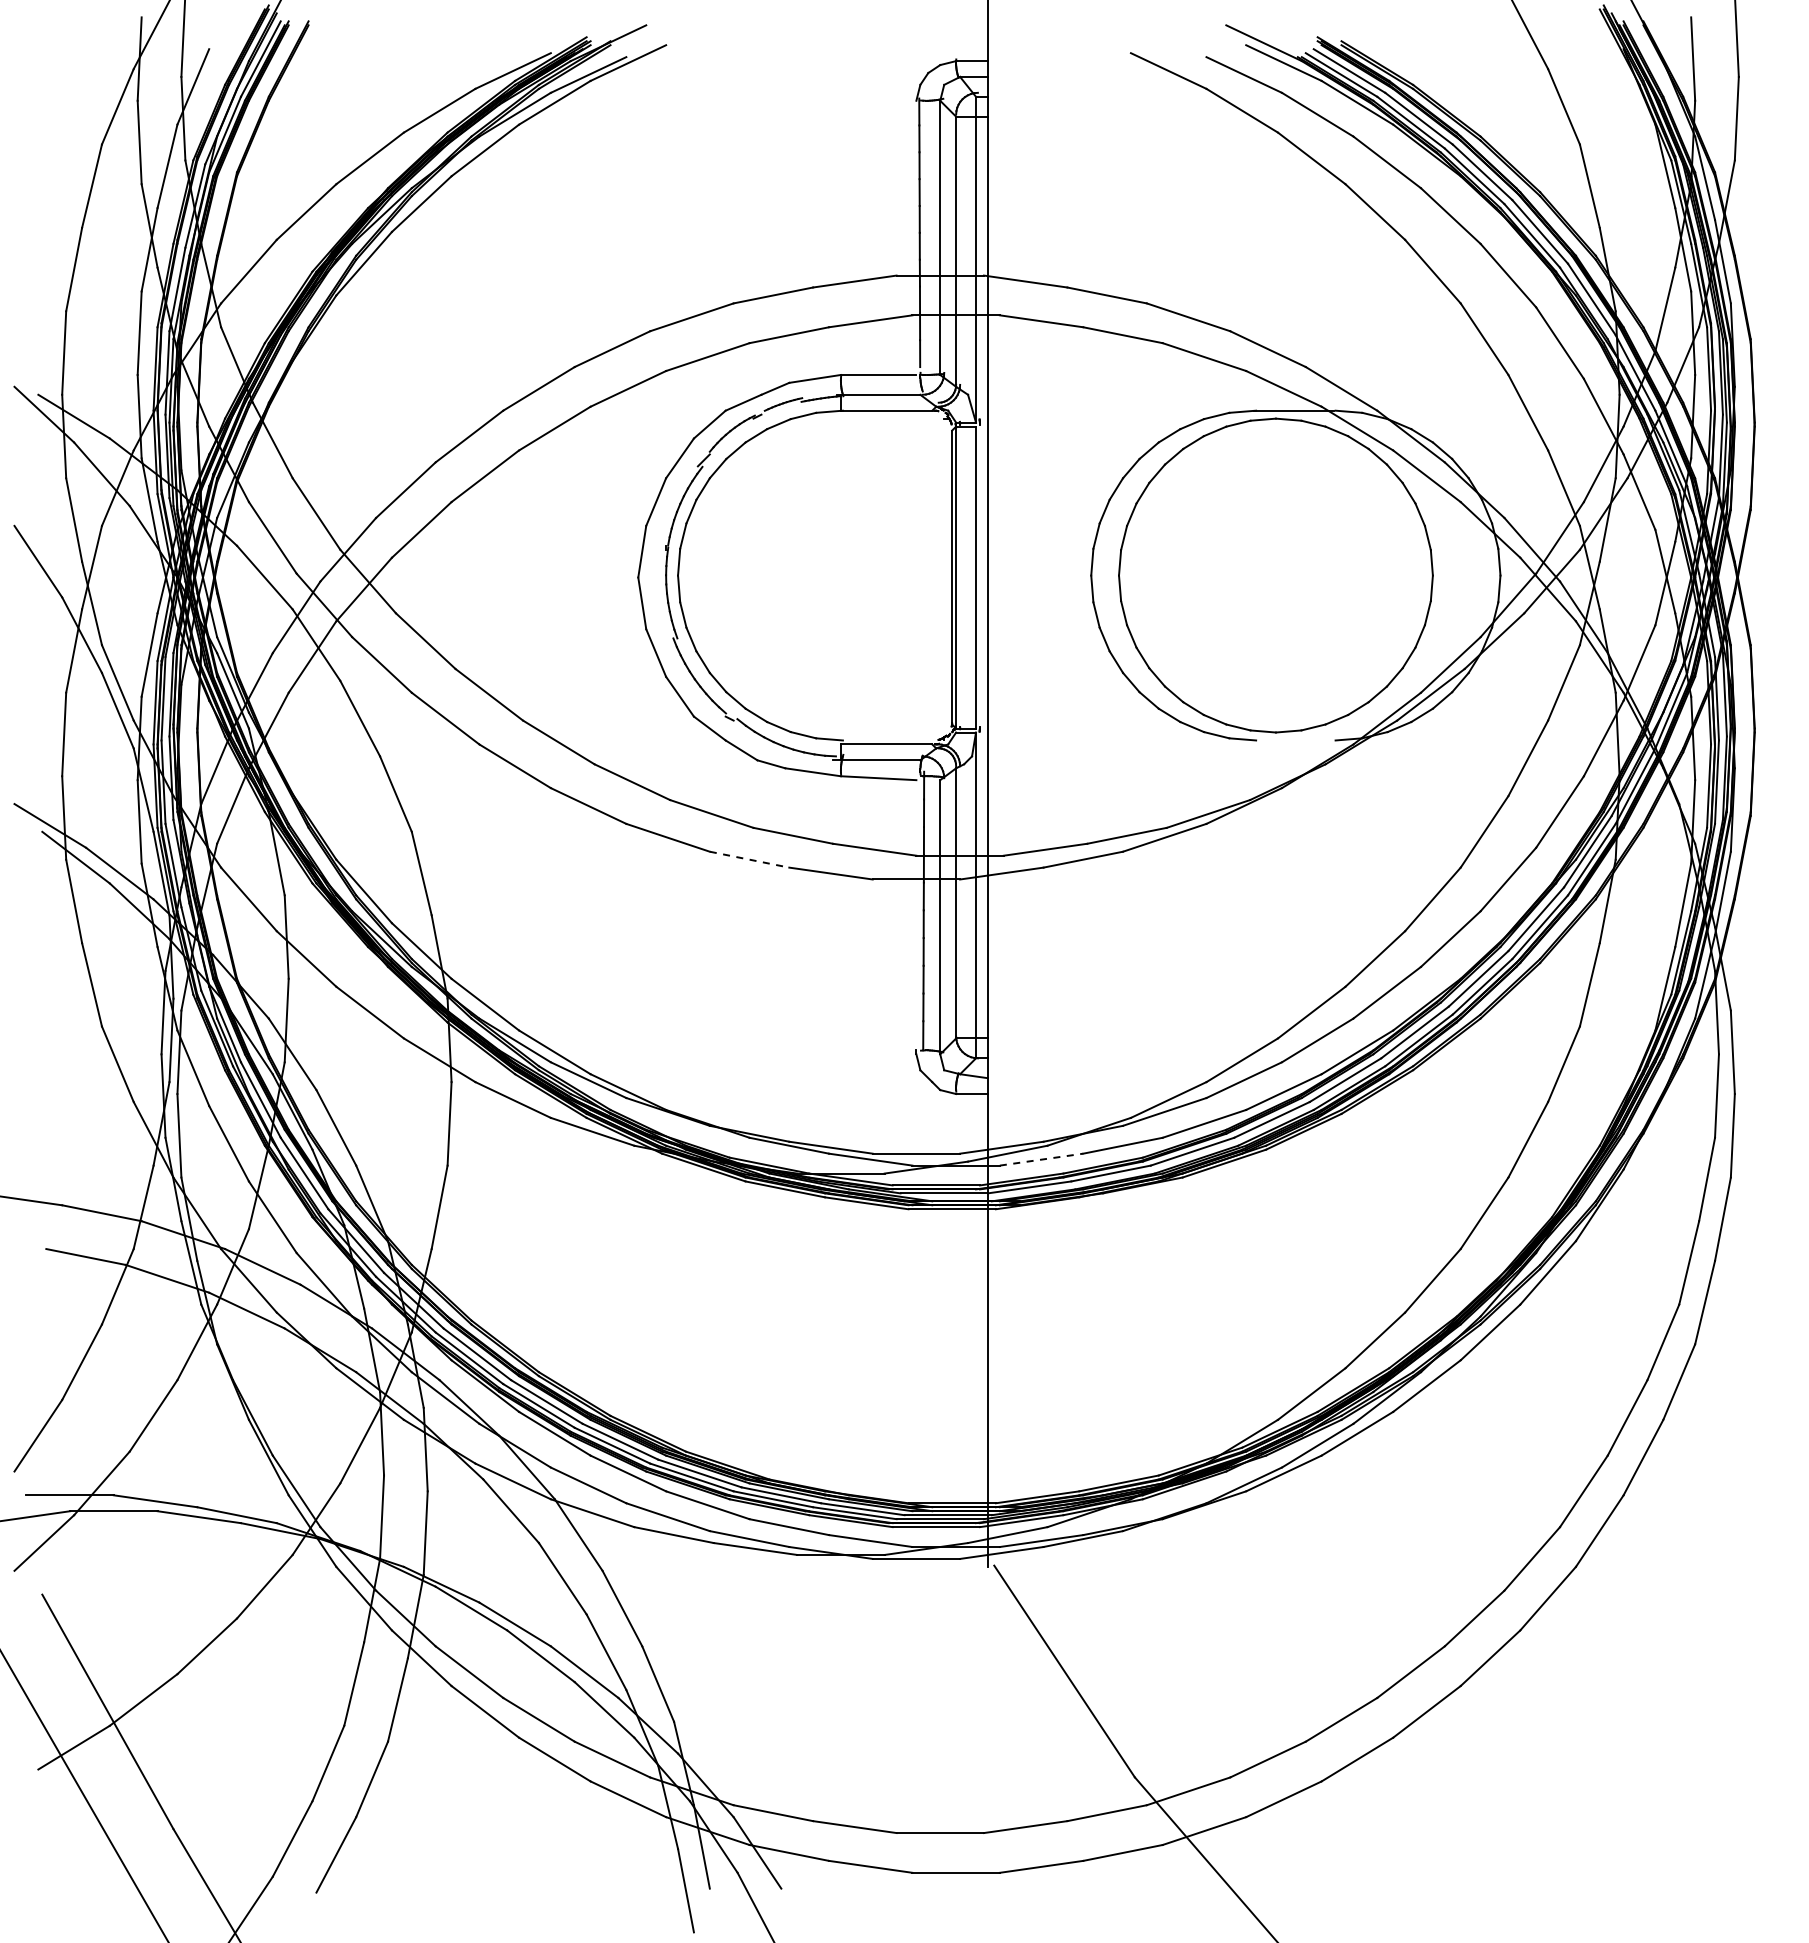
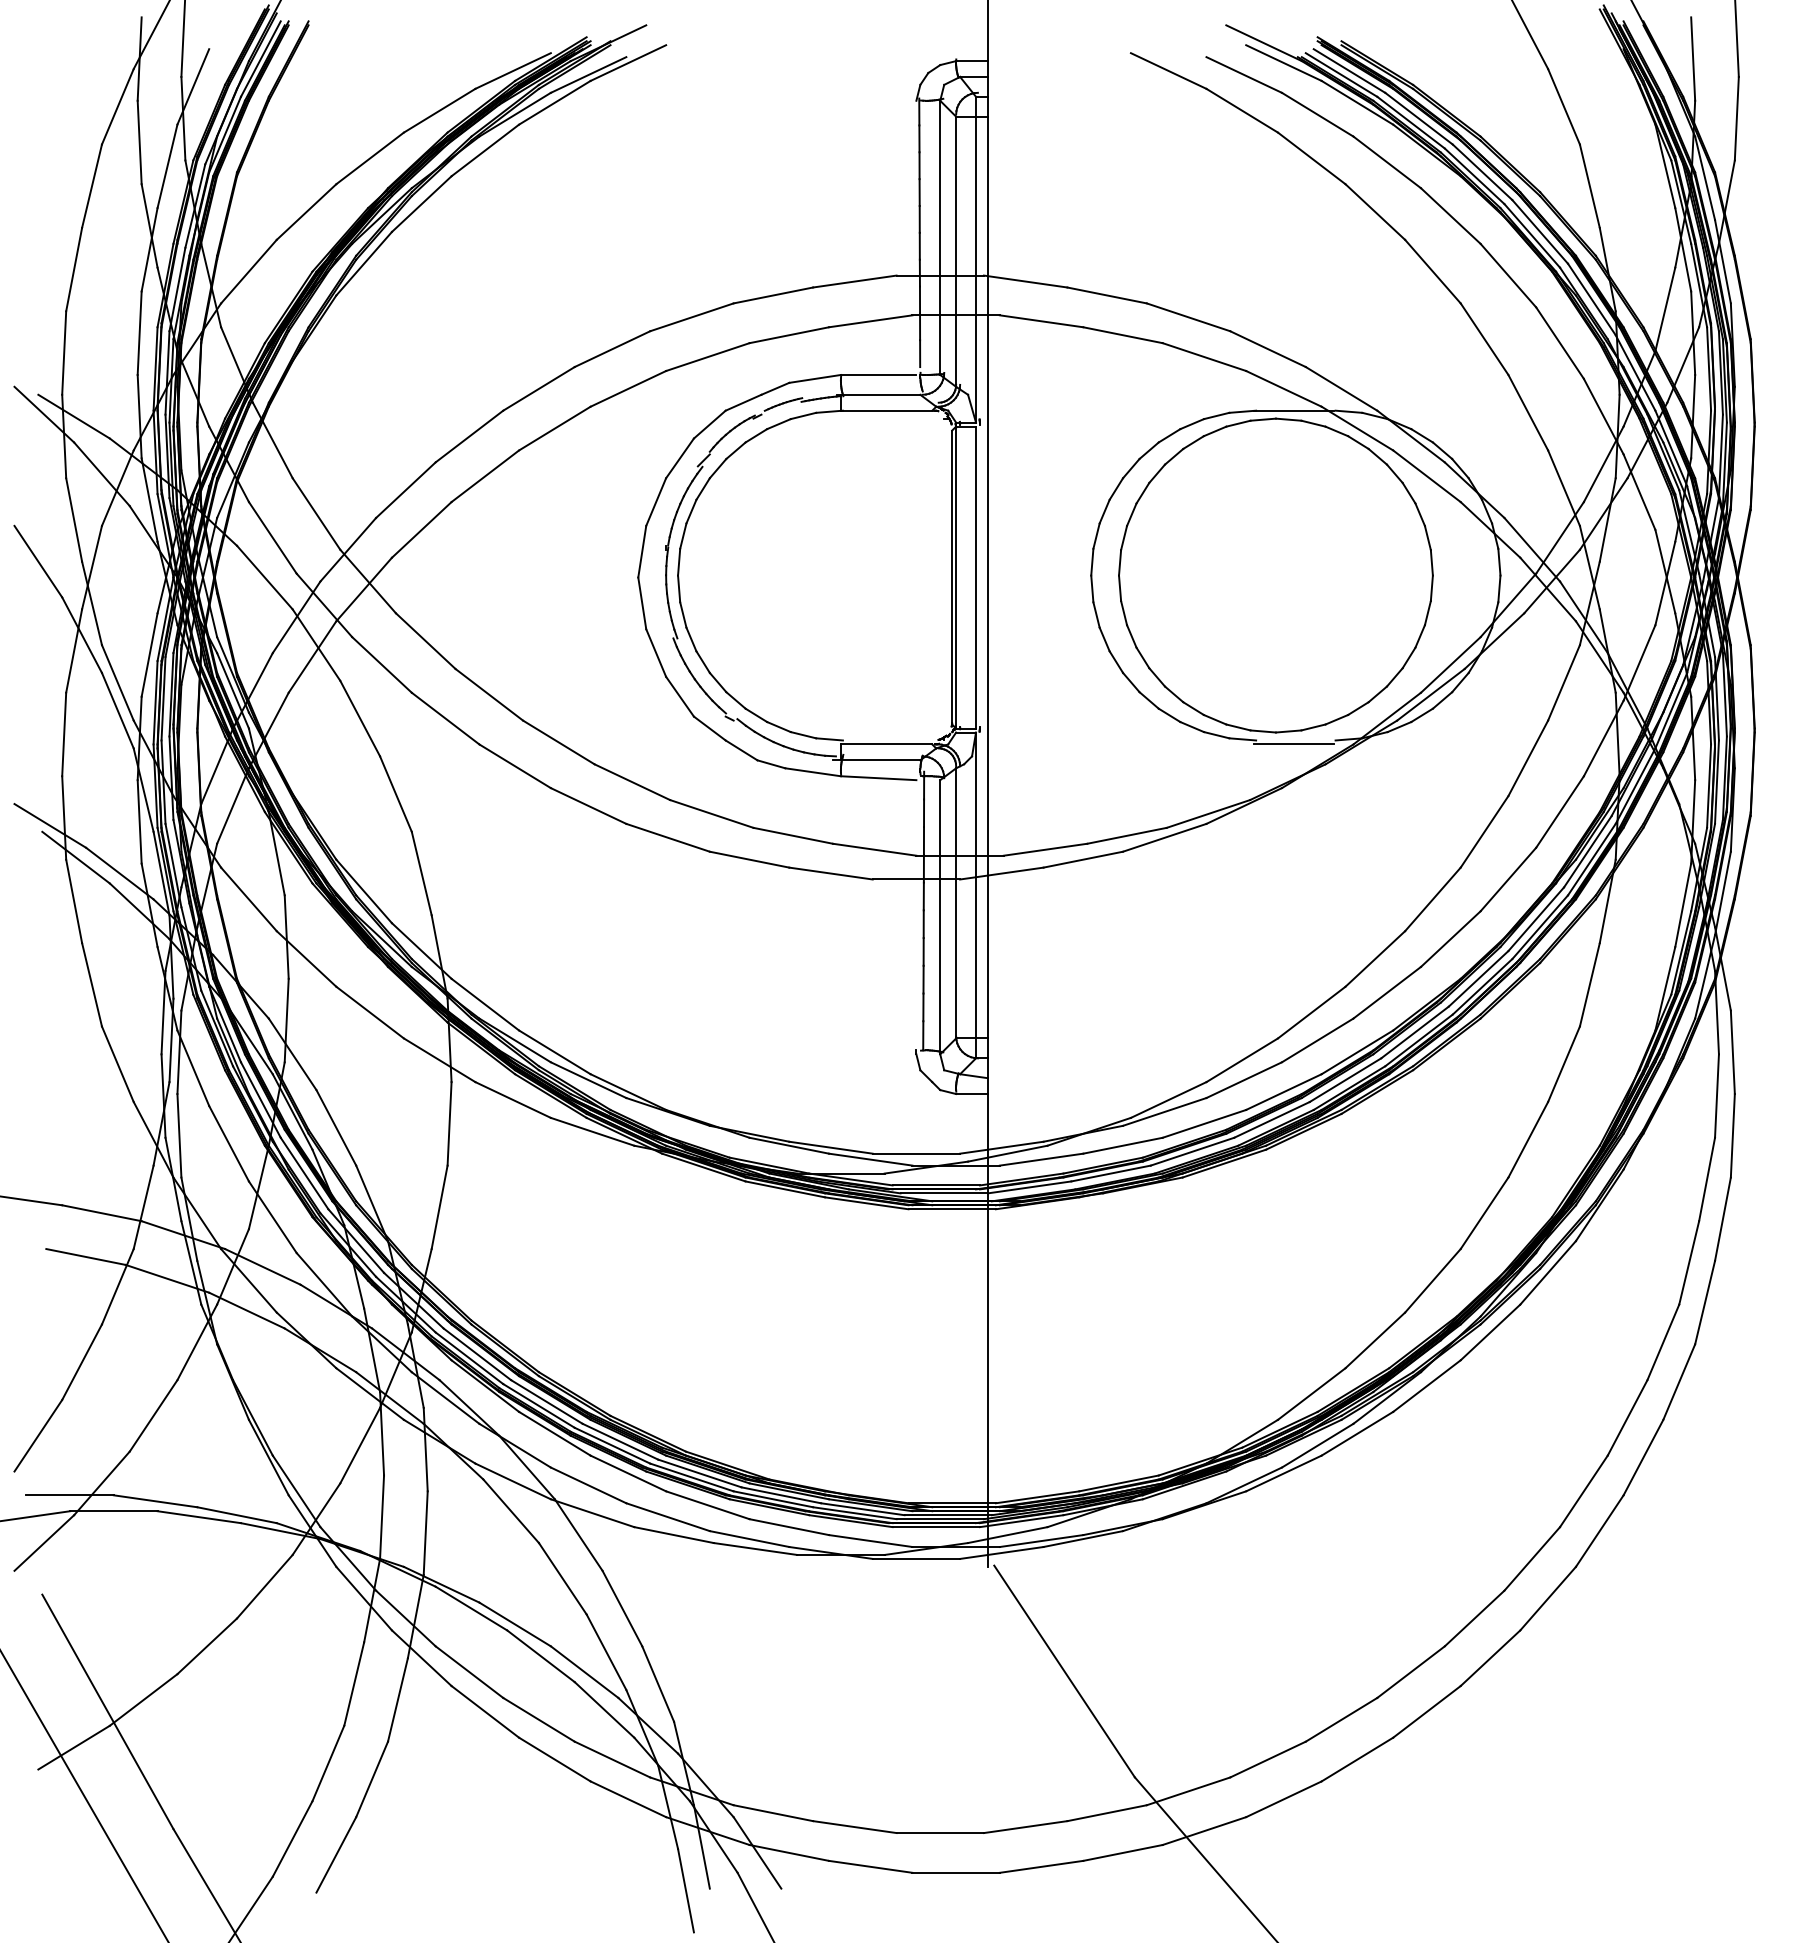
line: none -> present (1293, 744)
line: dashed -> solid (749, 859)
line: dashed -> solid (1042, 1159)
